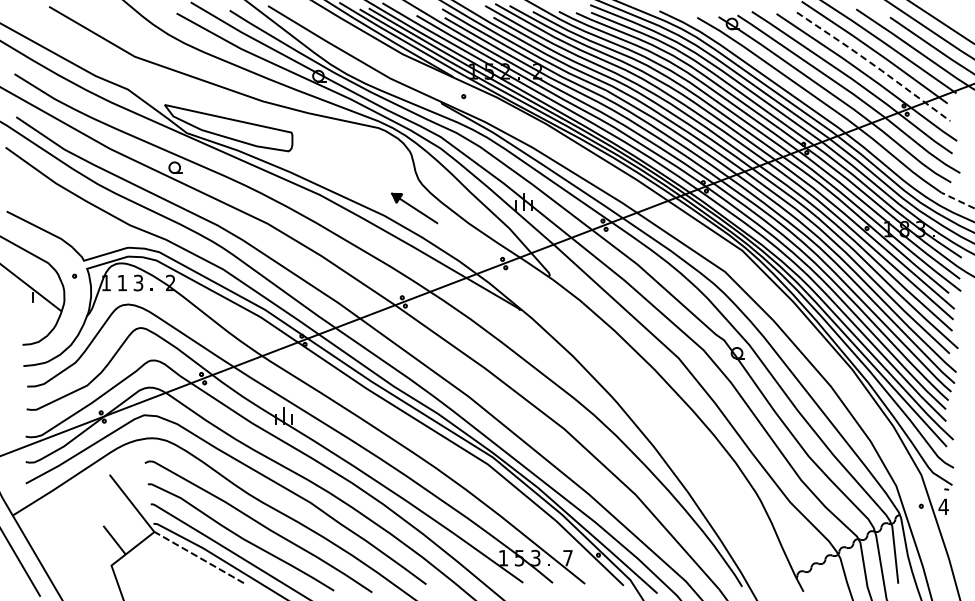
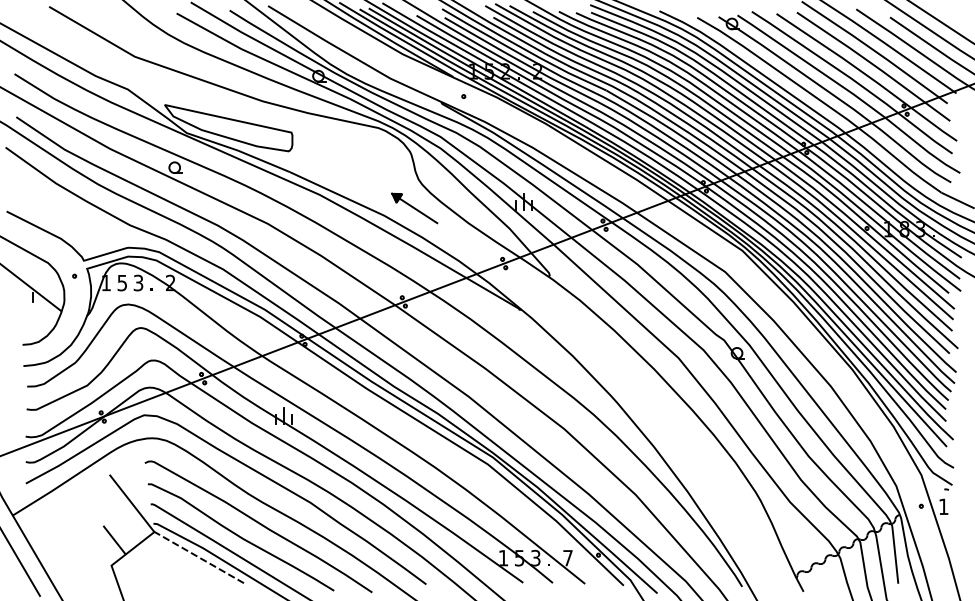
line: dashed -> solid (874, 65)
line: dashed -> solid (957, 200)
text: 1 -> 5 (121, 283)
text: 4 -> 1 (943, 506)
